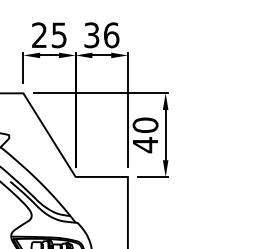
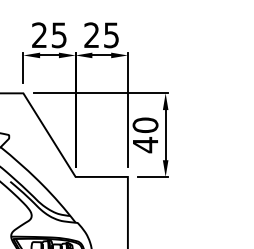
text: 36 -> 25 (101, 35)
